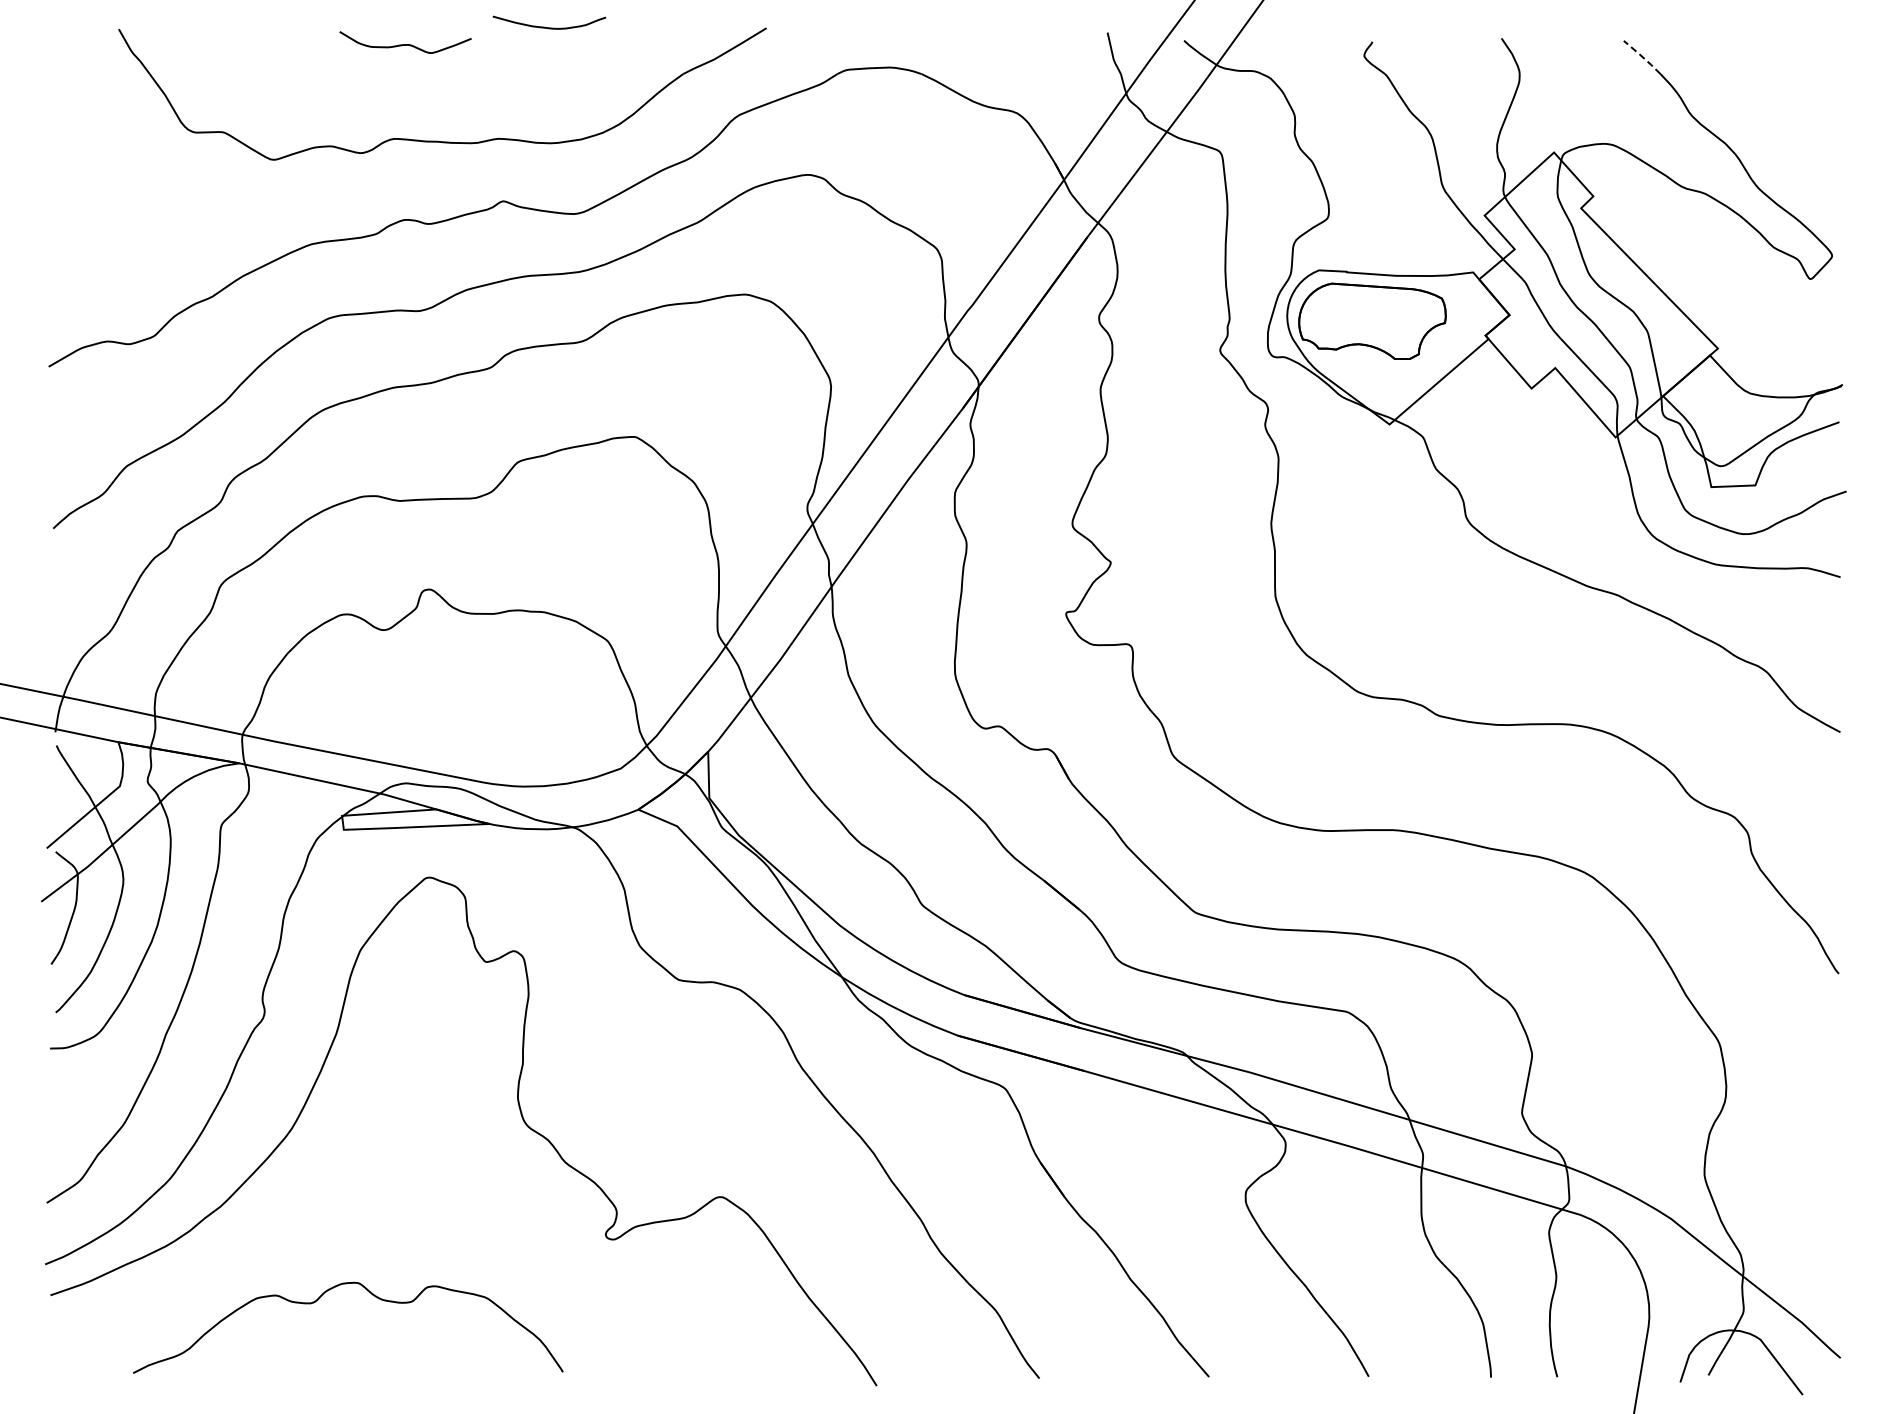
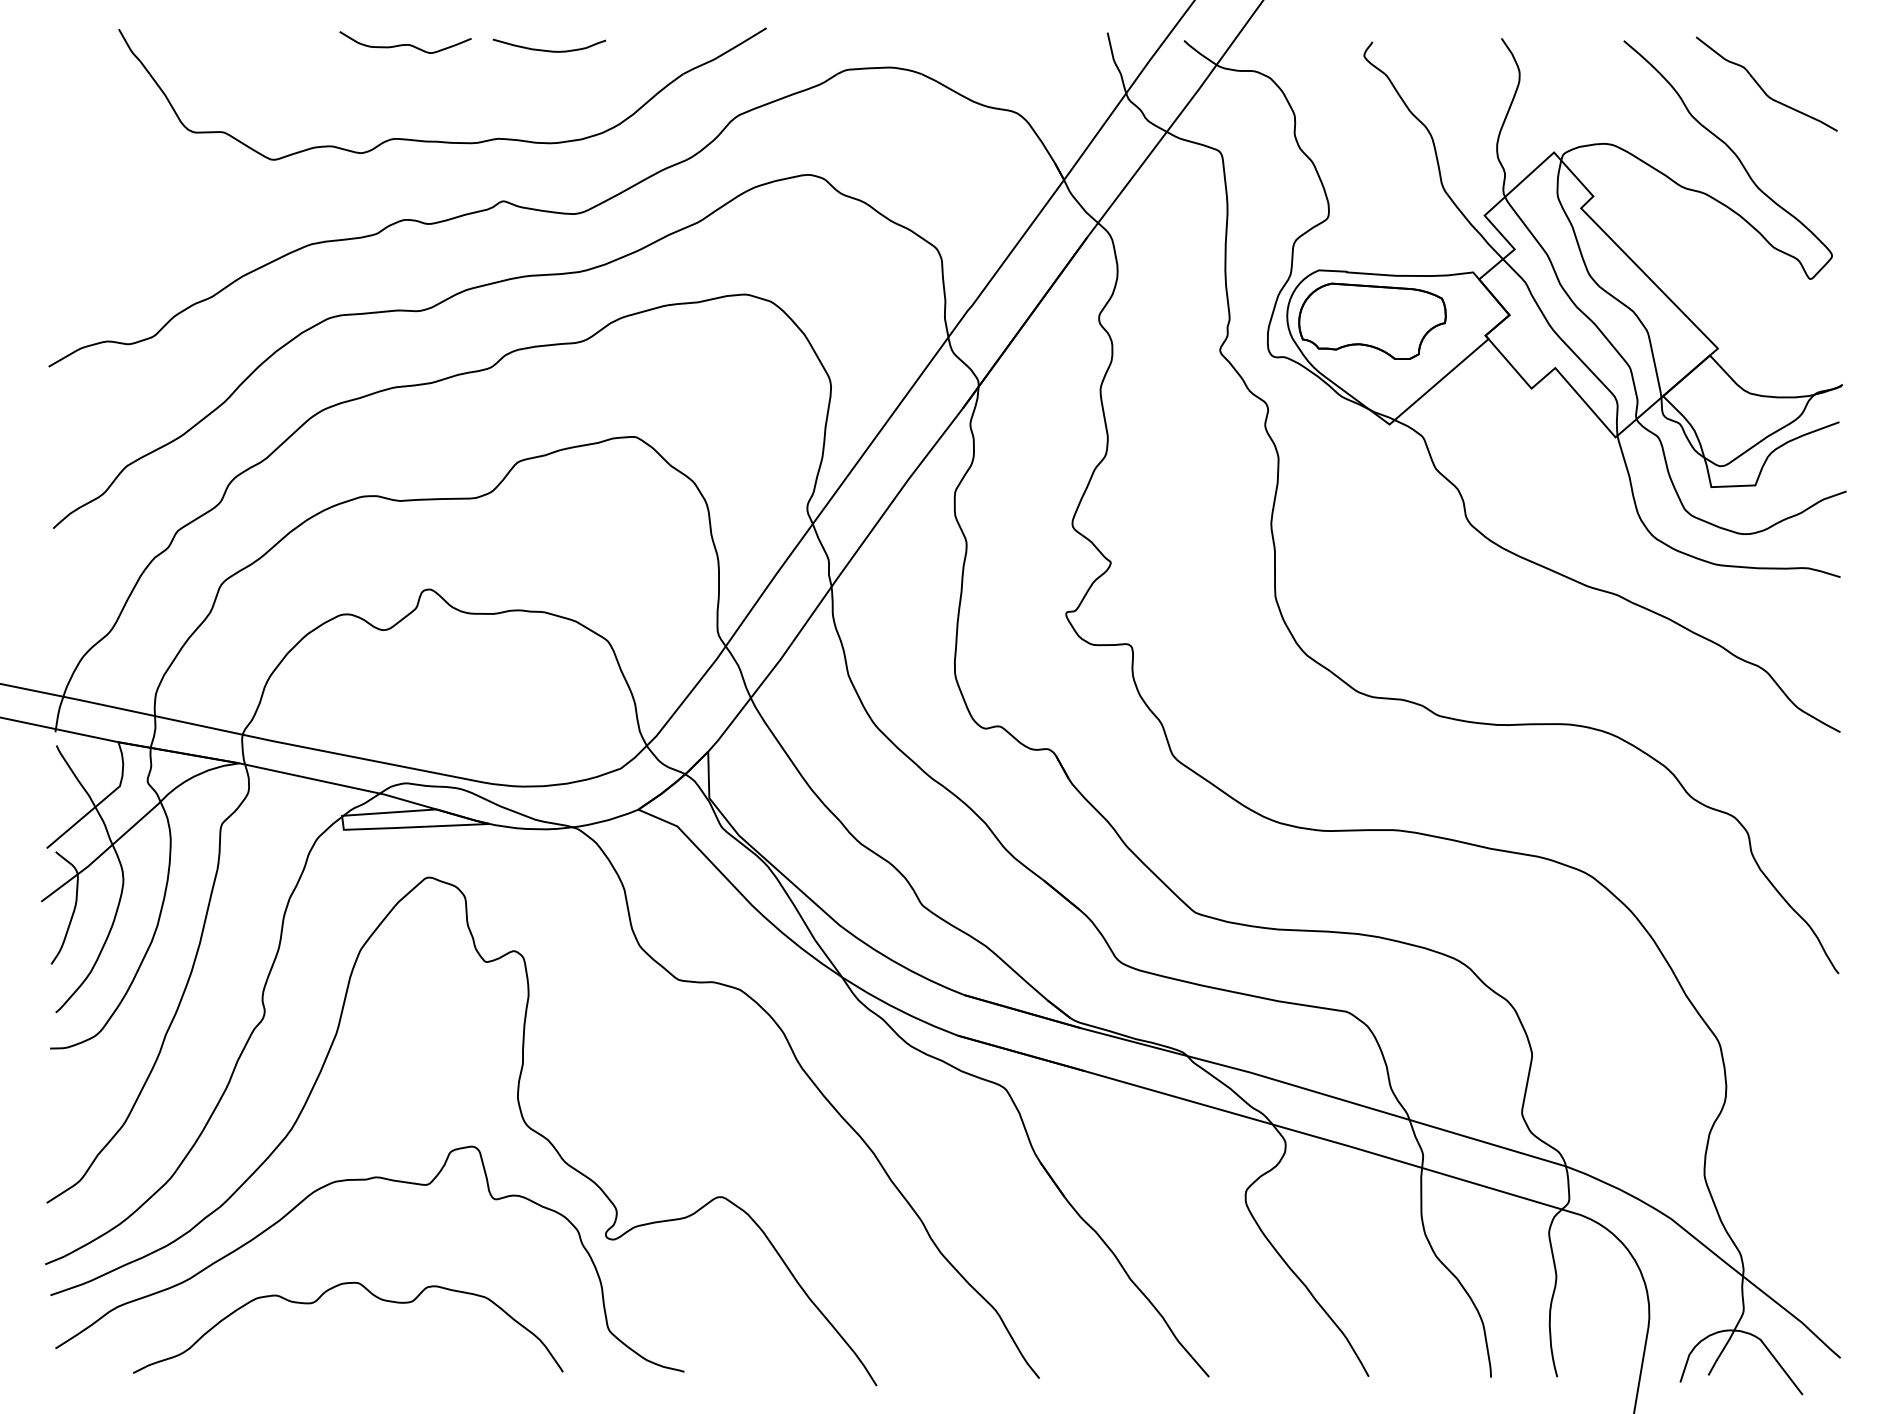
curve position: (549, 27) -> (549, 50) (549, 50)
line: dashed -> solid (1642, 56)
part: none -> present (1760, 85)
curve: none -> present (367, 1180)
